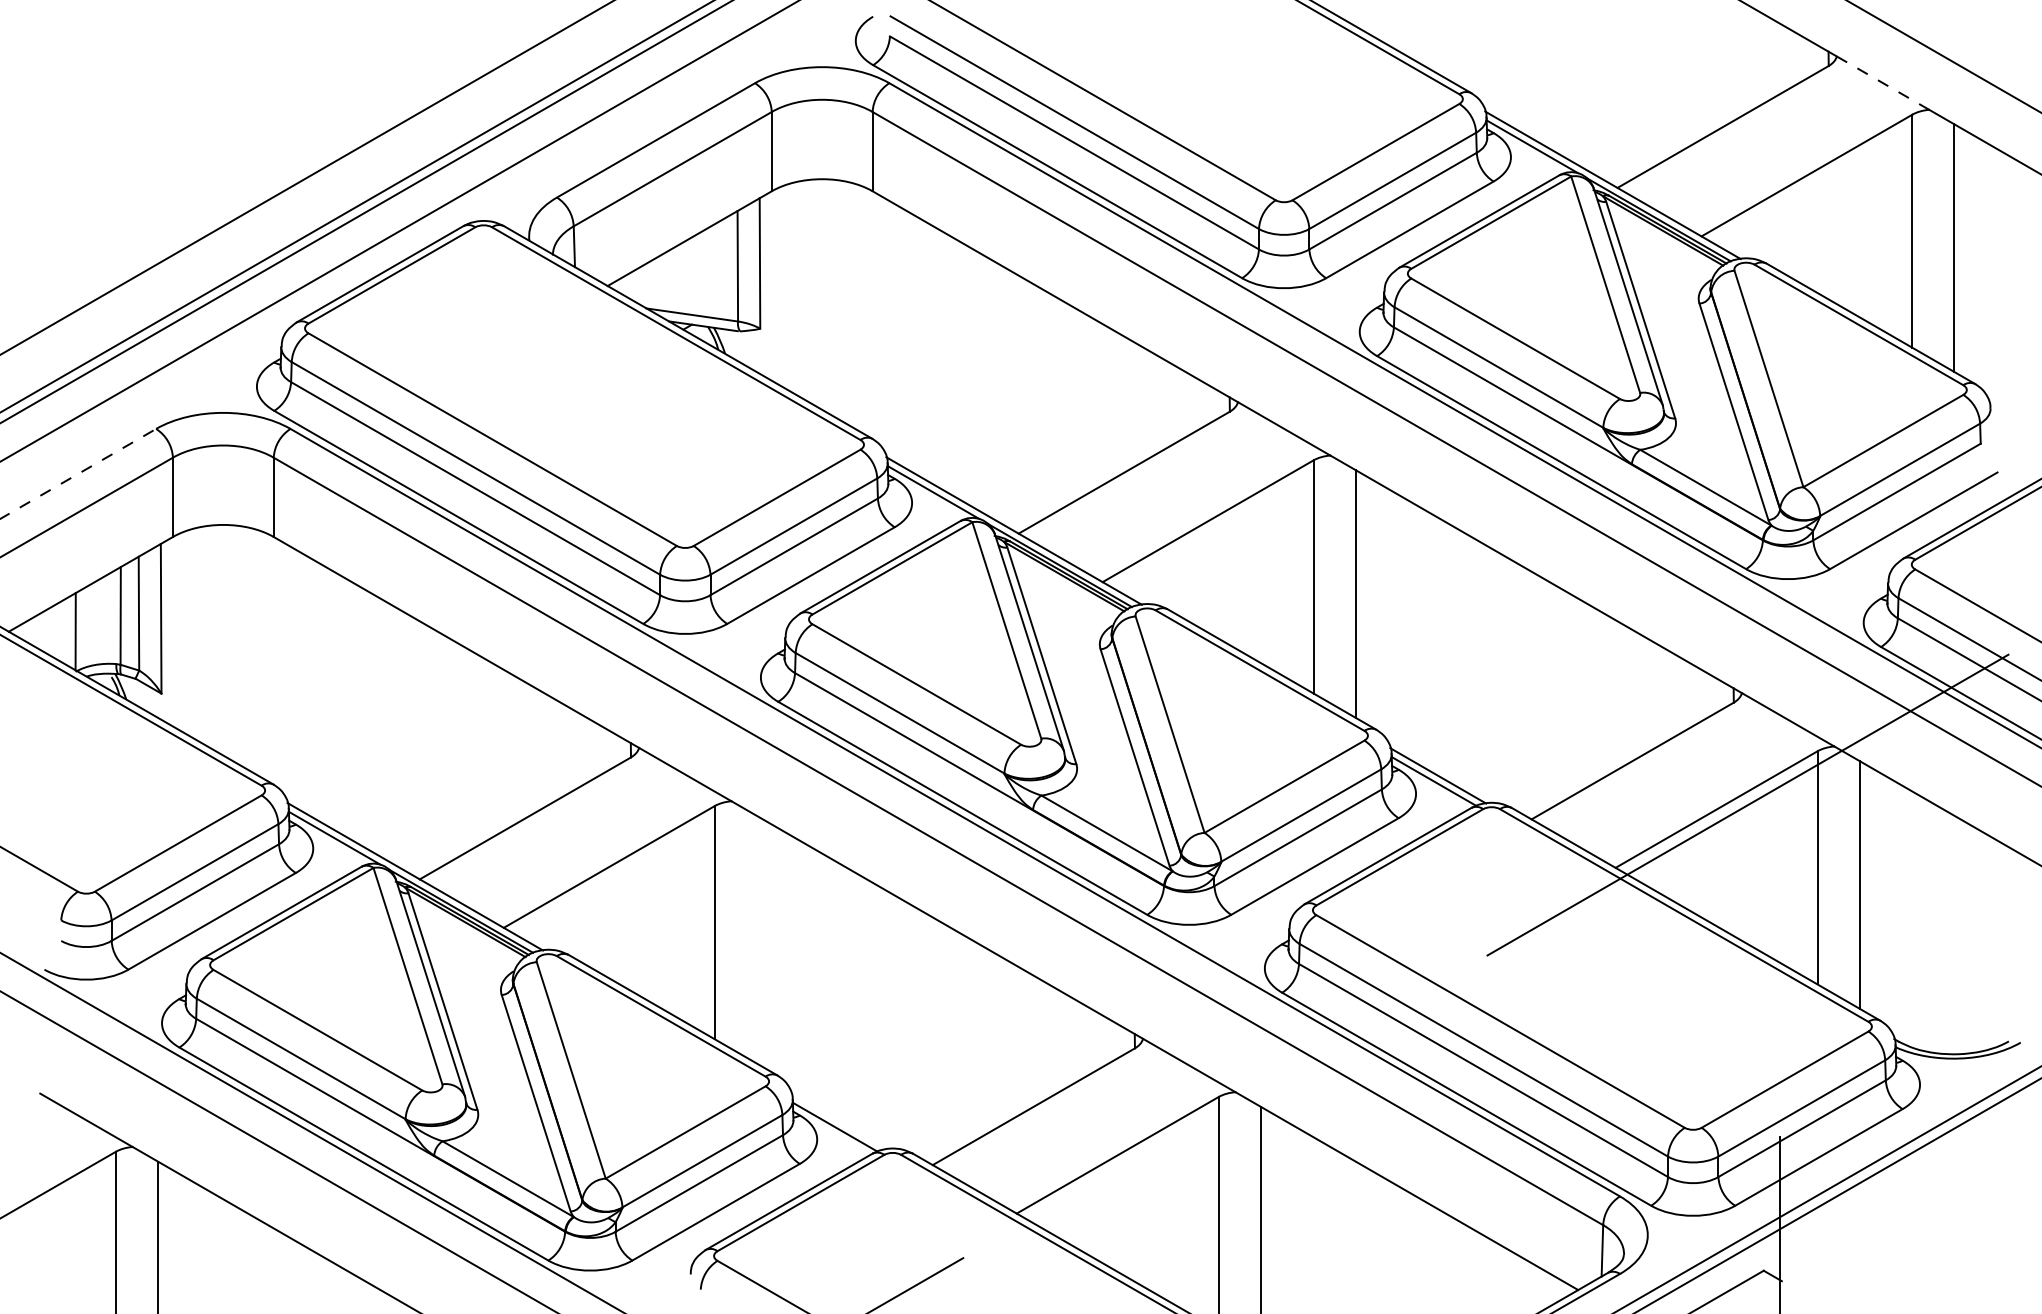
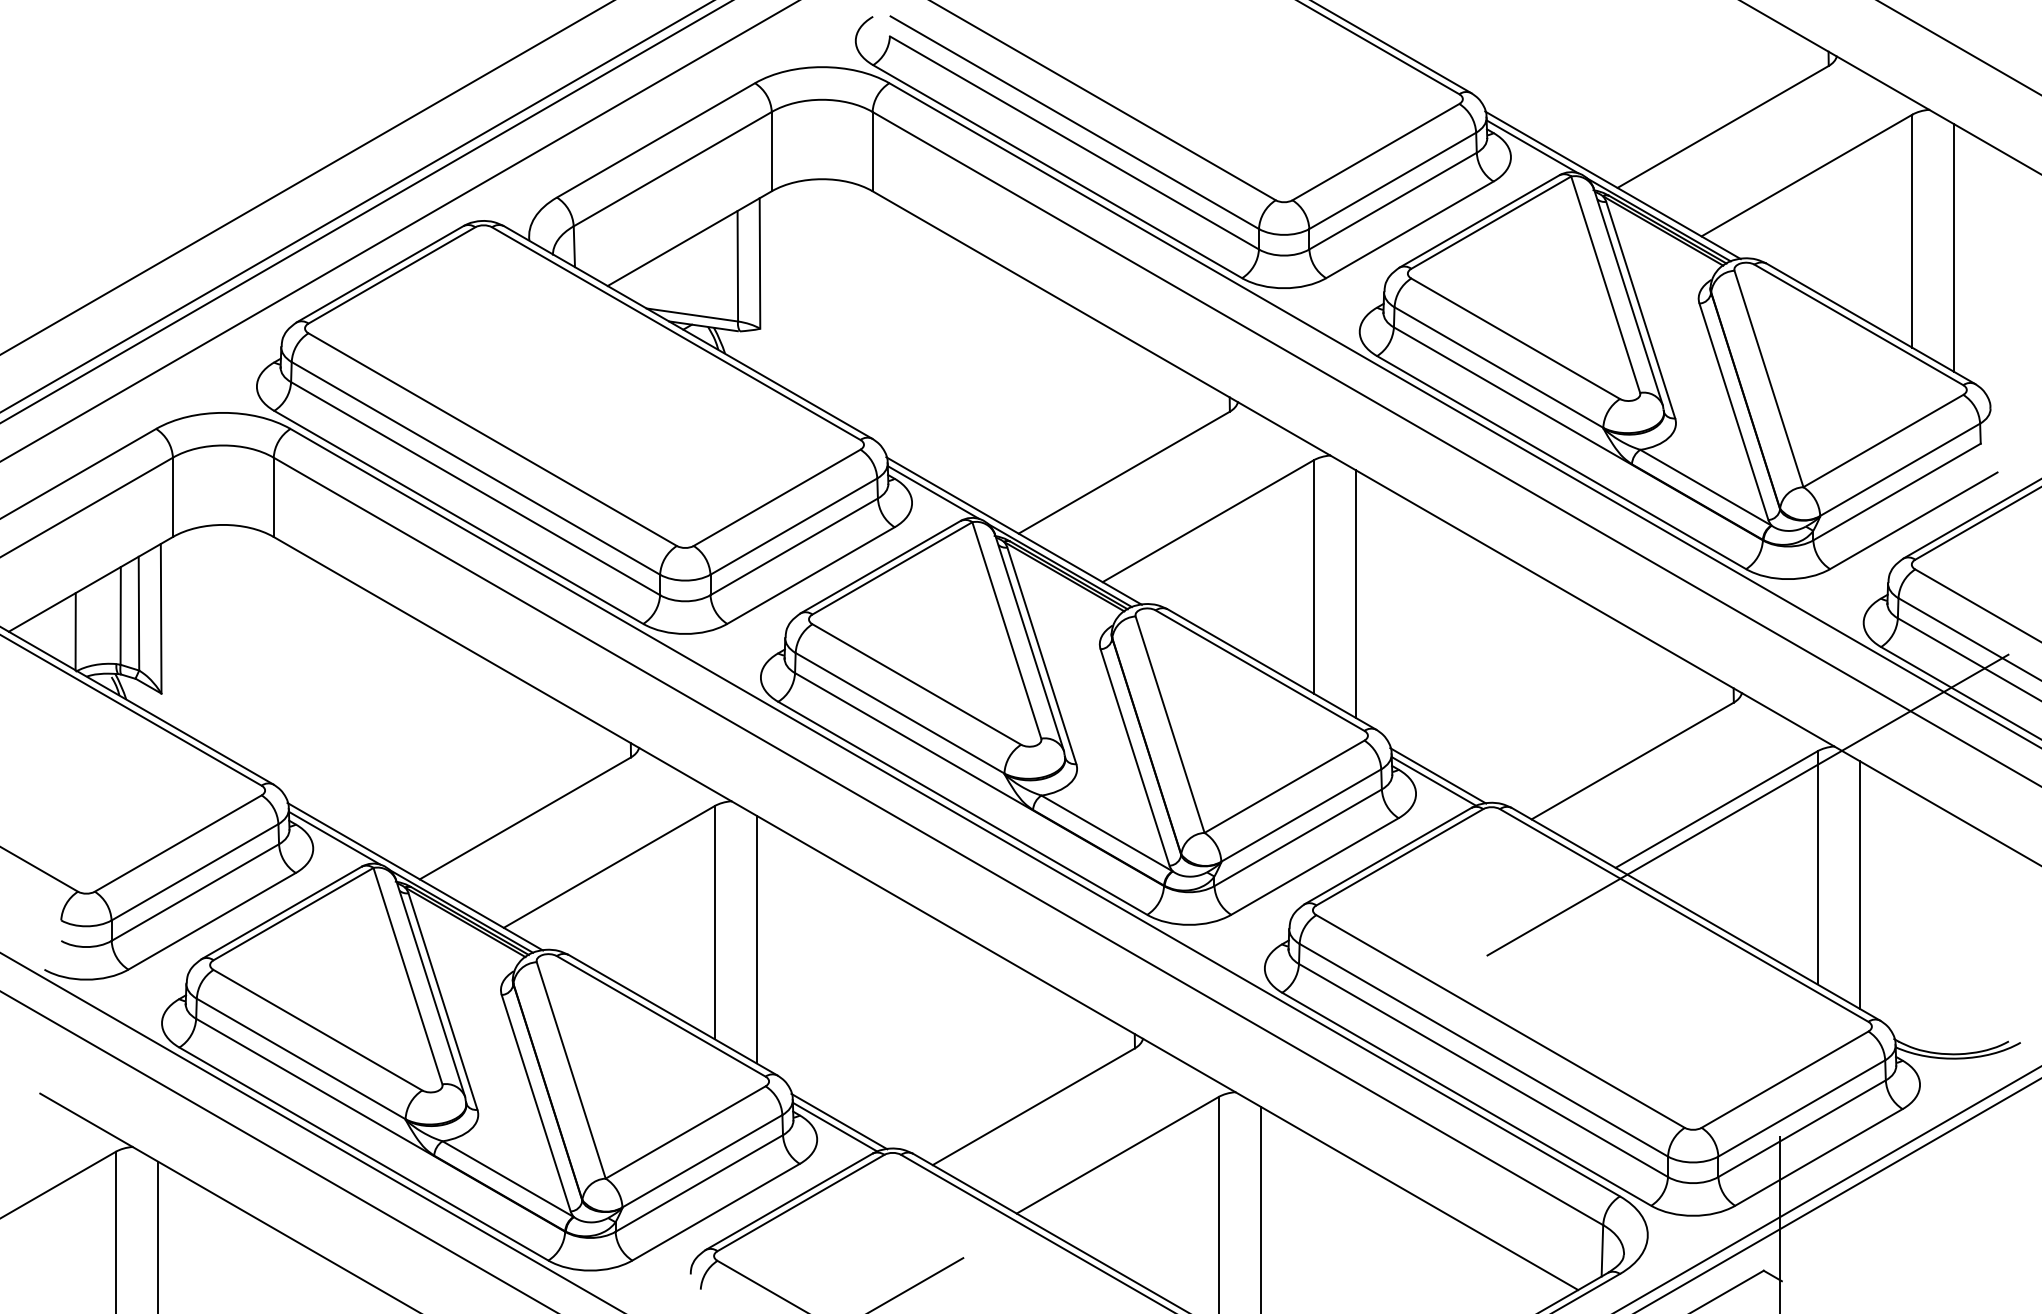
line position: (1943, 56) -> (1959, 47) (1959, 47)
line: dashed -> solid (1883, 83)
line: dashed -> solid (78, 473)
line: none -> present (756, 939)
line: none -> present (839, 1121)
